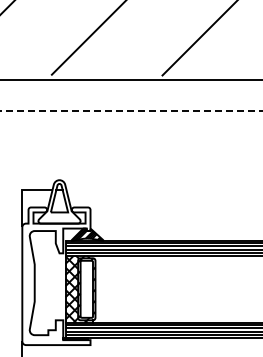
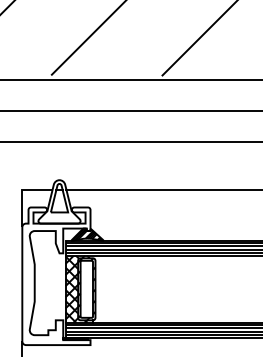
line: dashed -> solid (130, 110)
line: none -> present (130, 141)
line: none -> present (162, 189)
